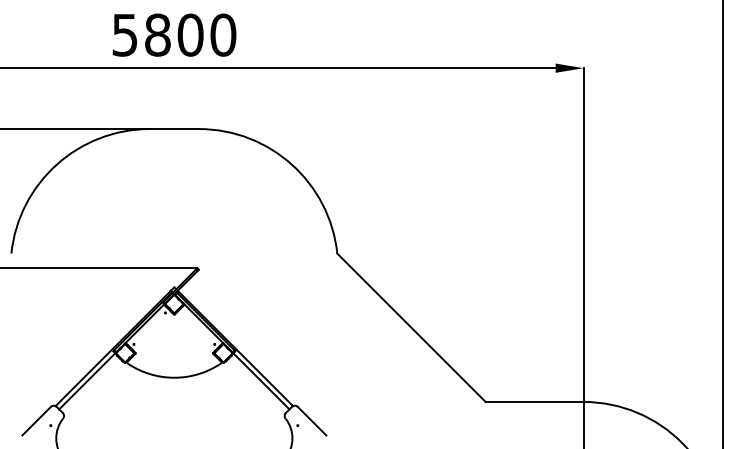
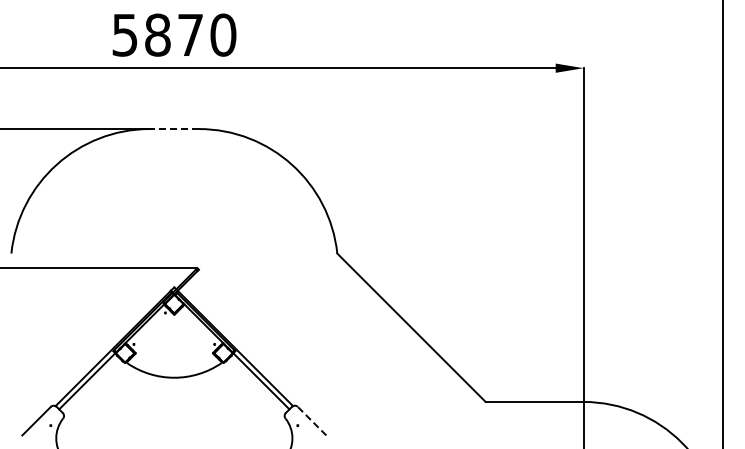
text: 5800 -> 5870 (190, 34)
line: solid -> dashed (174, 129)
line: solid -> dashed (311, 420)
